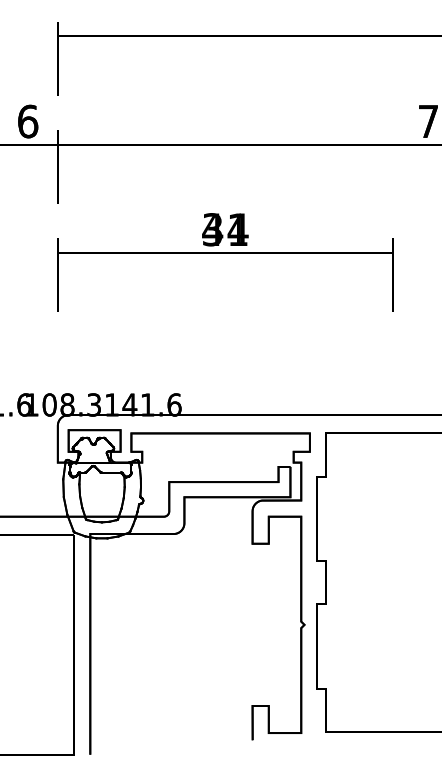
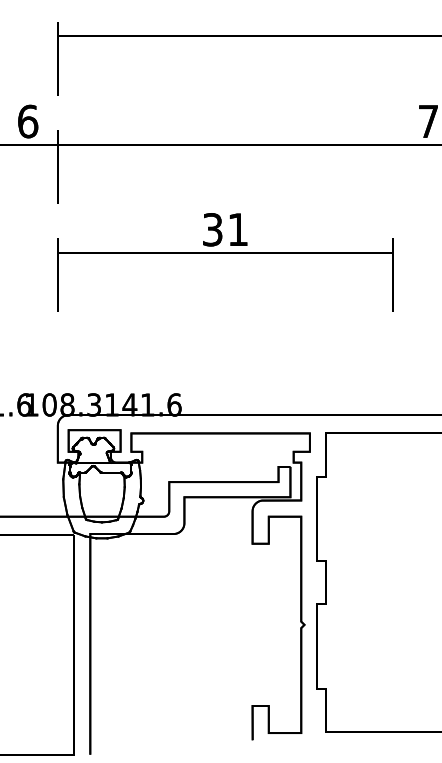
text: 44 -> 31 (225, 229)
